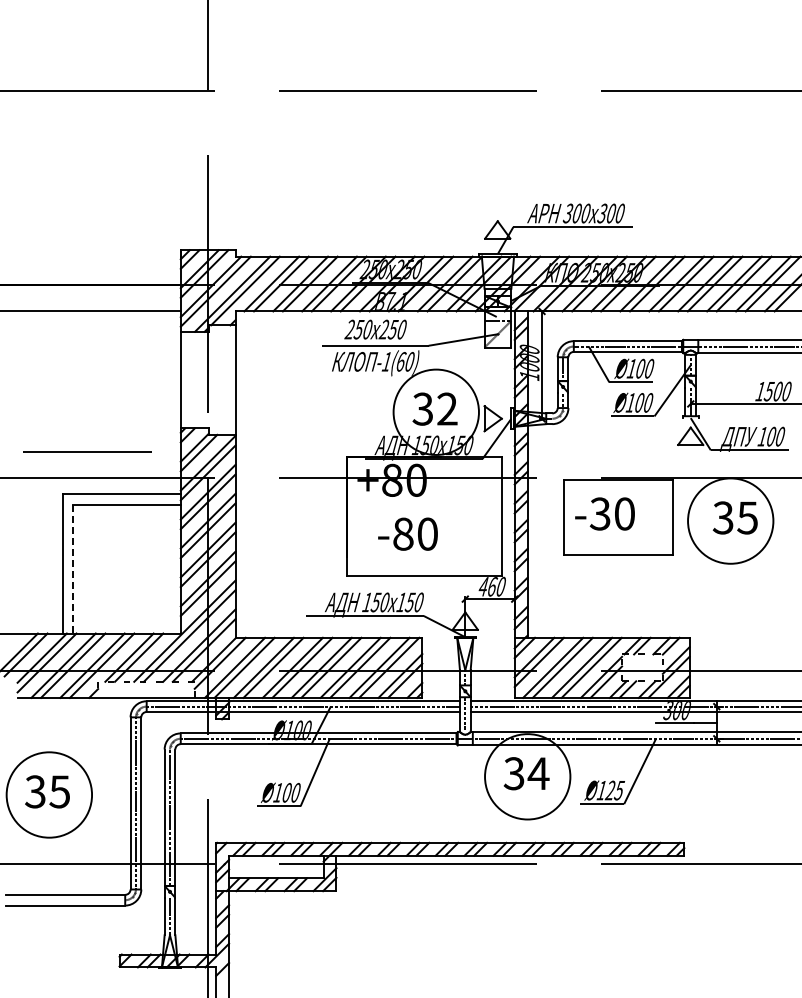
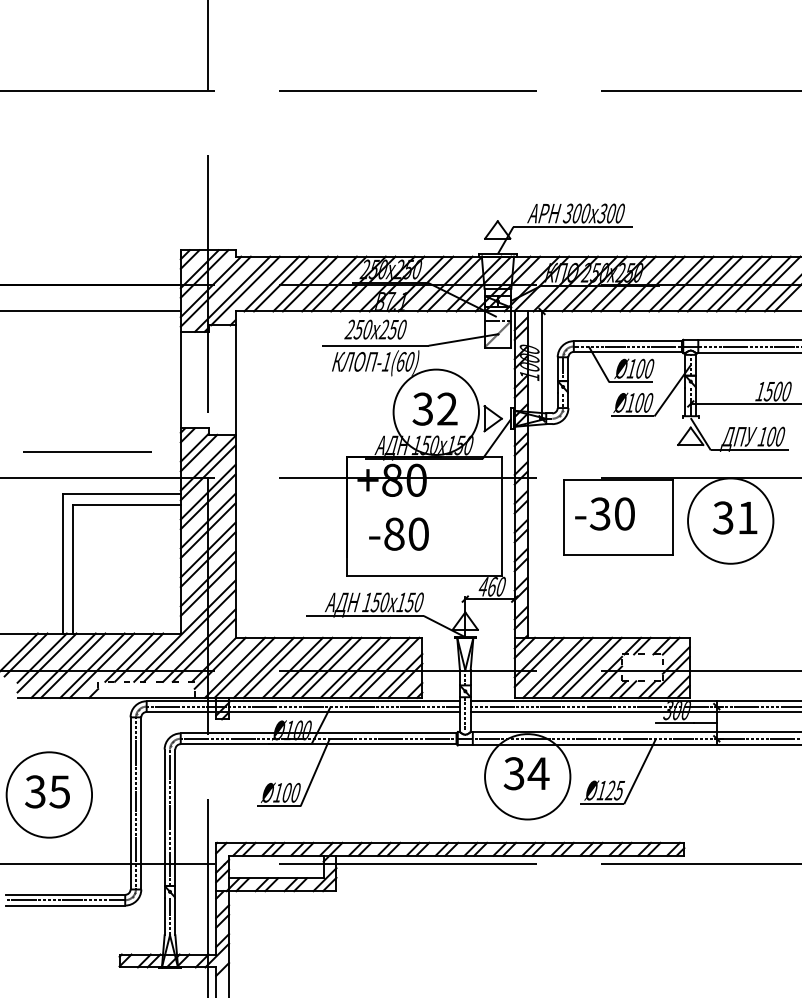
text: 35 -> 31 (747, 517)
text position: (407, 533) -> (398, 533) (398, 533)
line: dashed -> solid (73, 569)
line: none -> present (65, 900)
